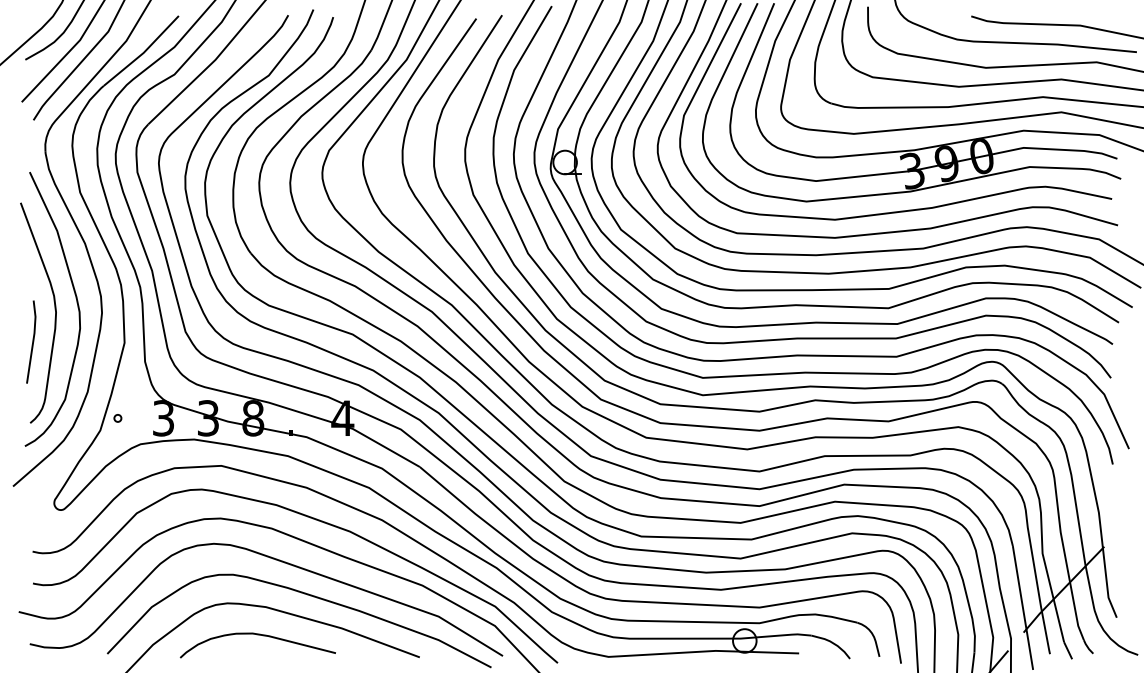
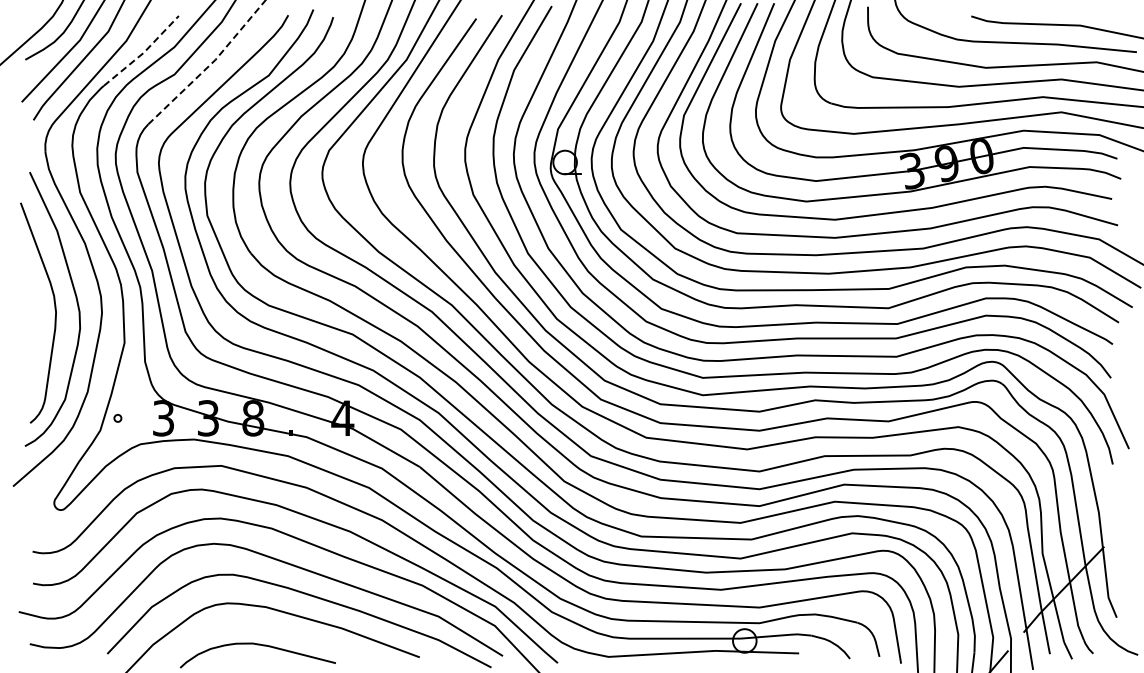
line: solid -> dashed (143, 52)
line: solid -> dashed (210, 64)
line: present -> none (32, 341)
curve position: (257, 635) -> (257, 645) (257, 645)
